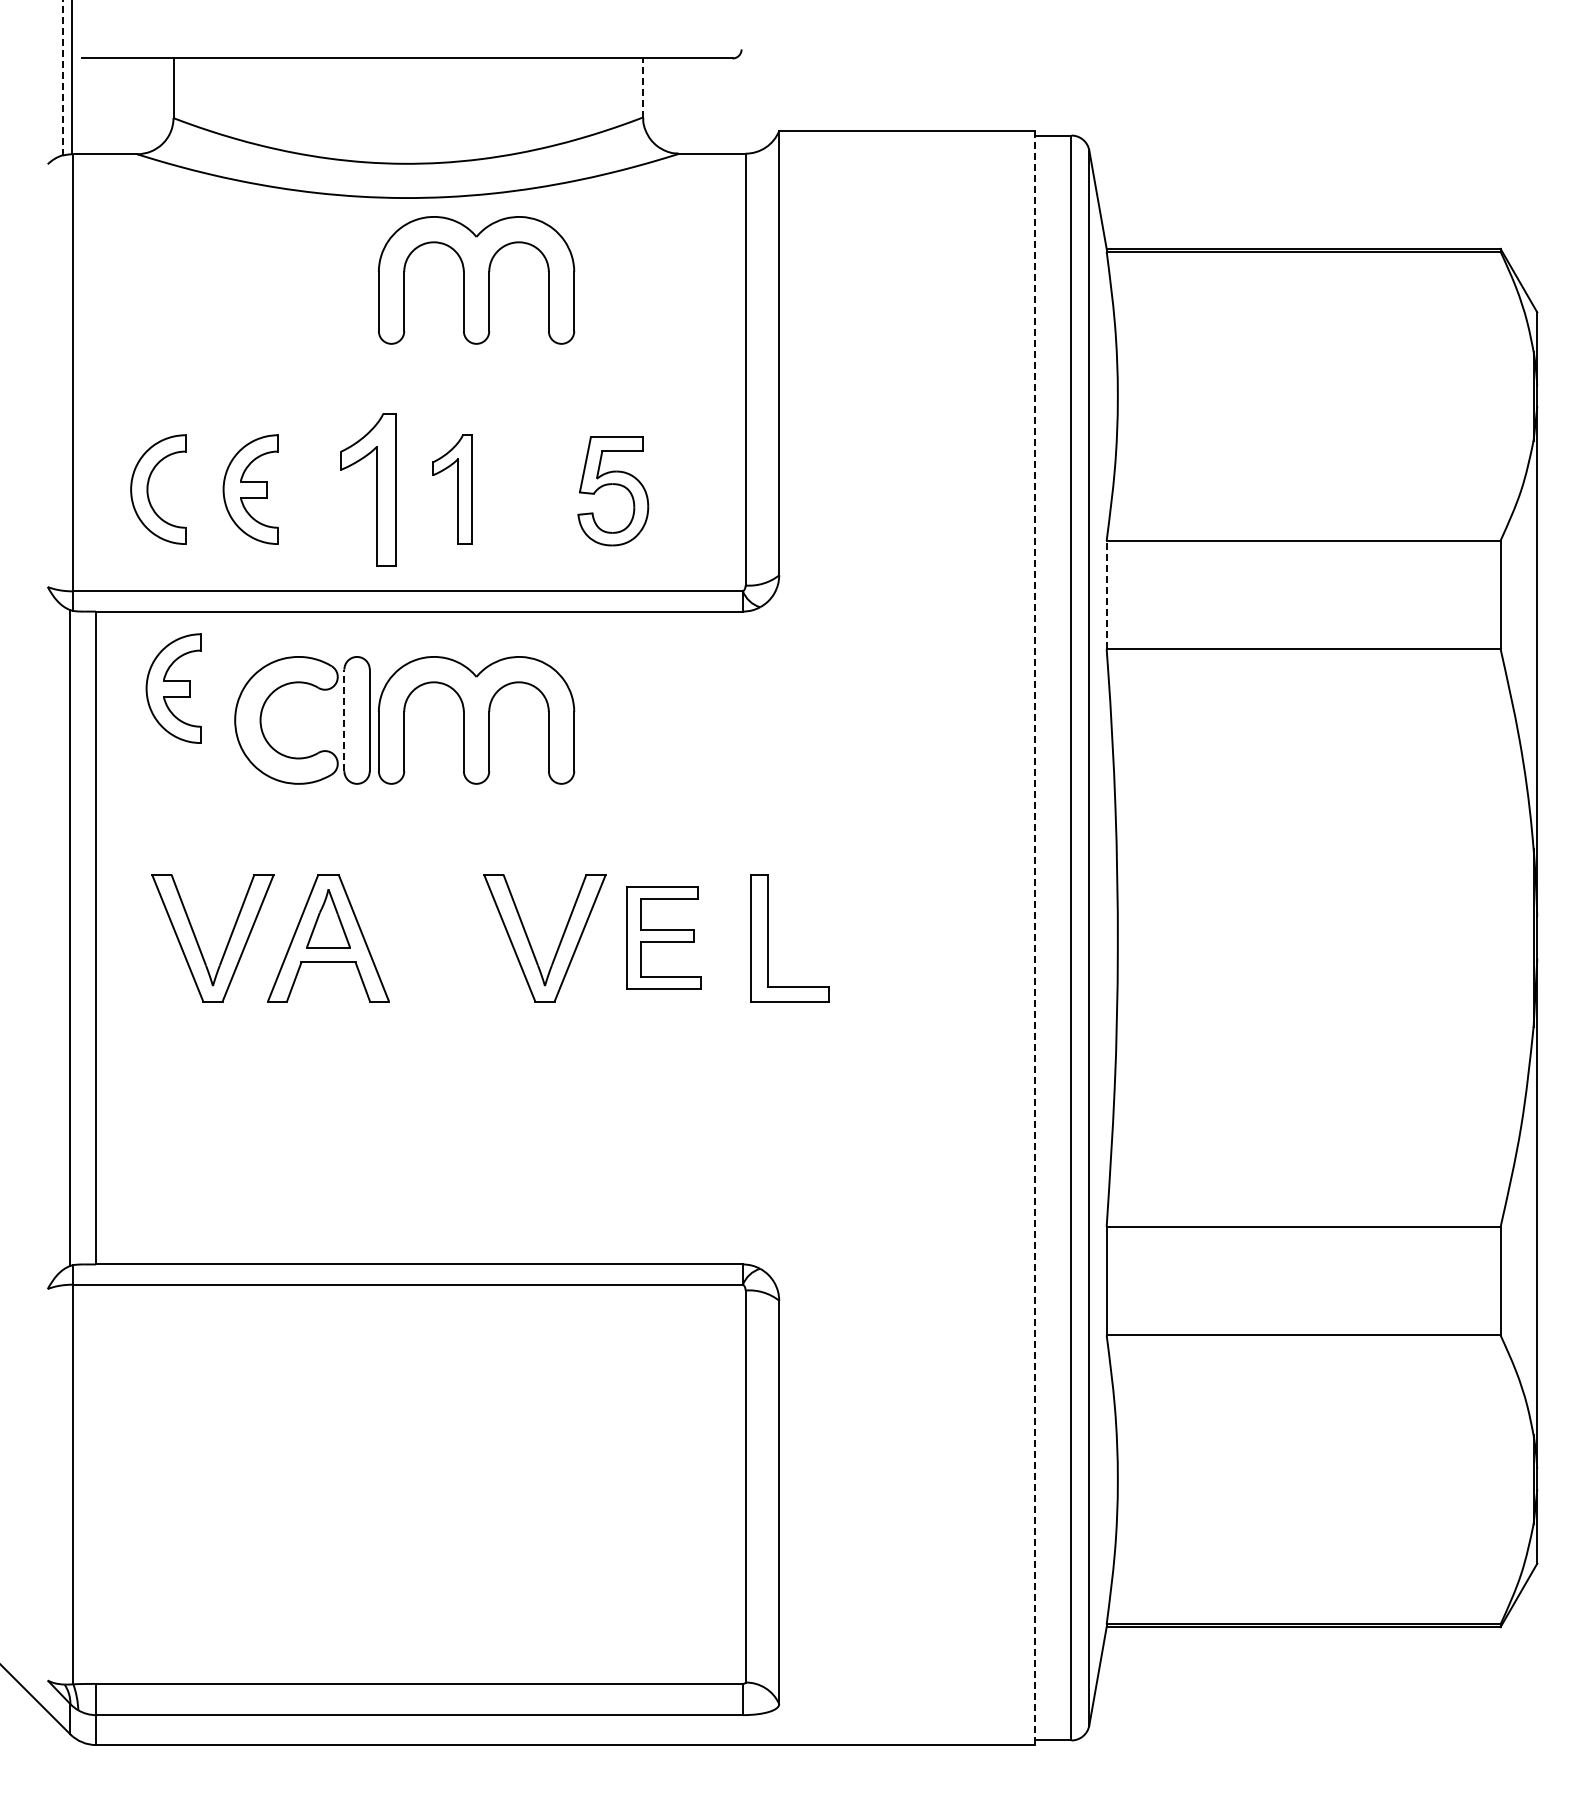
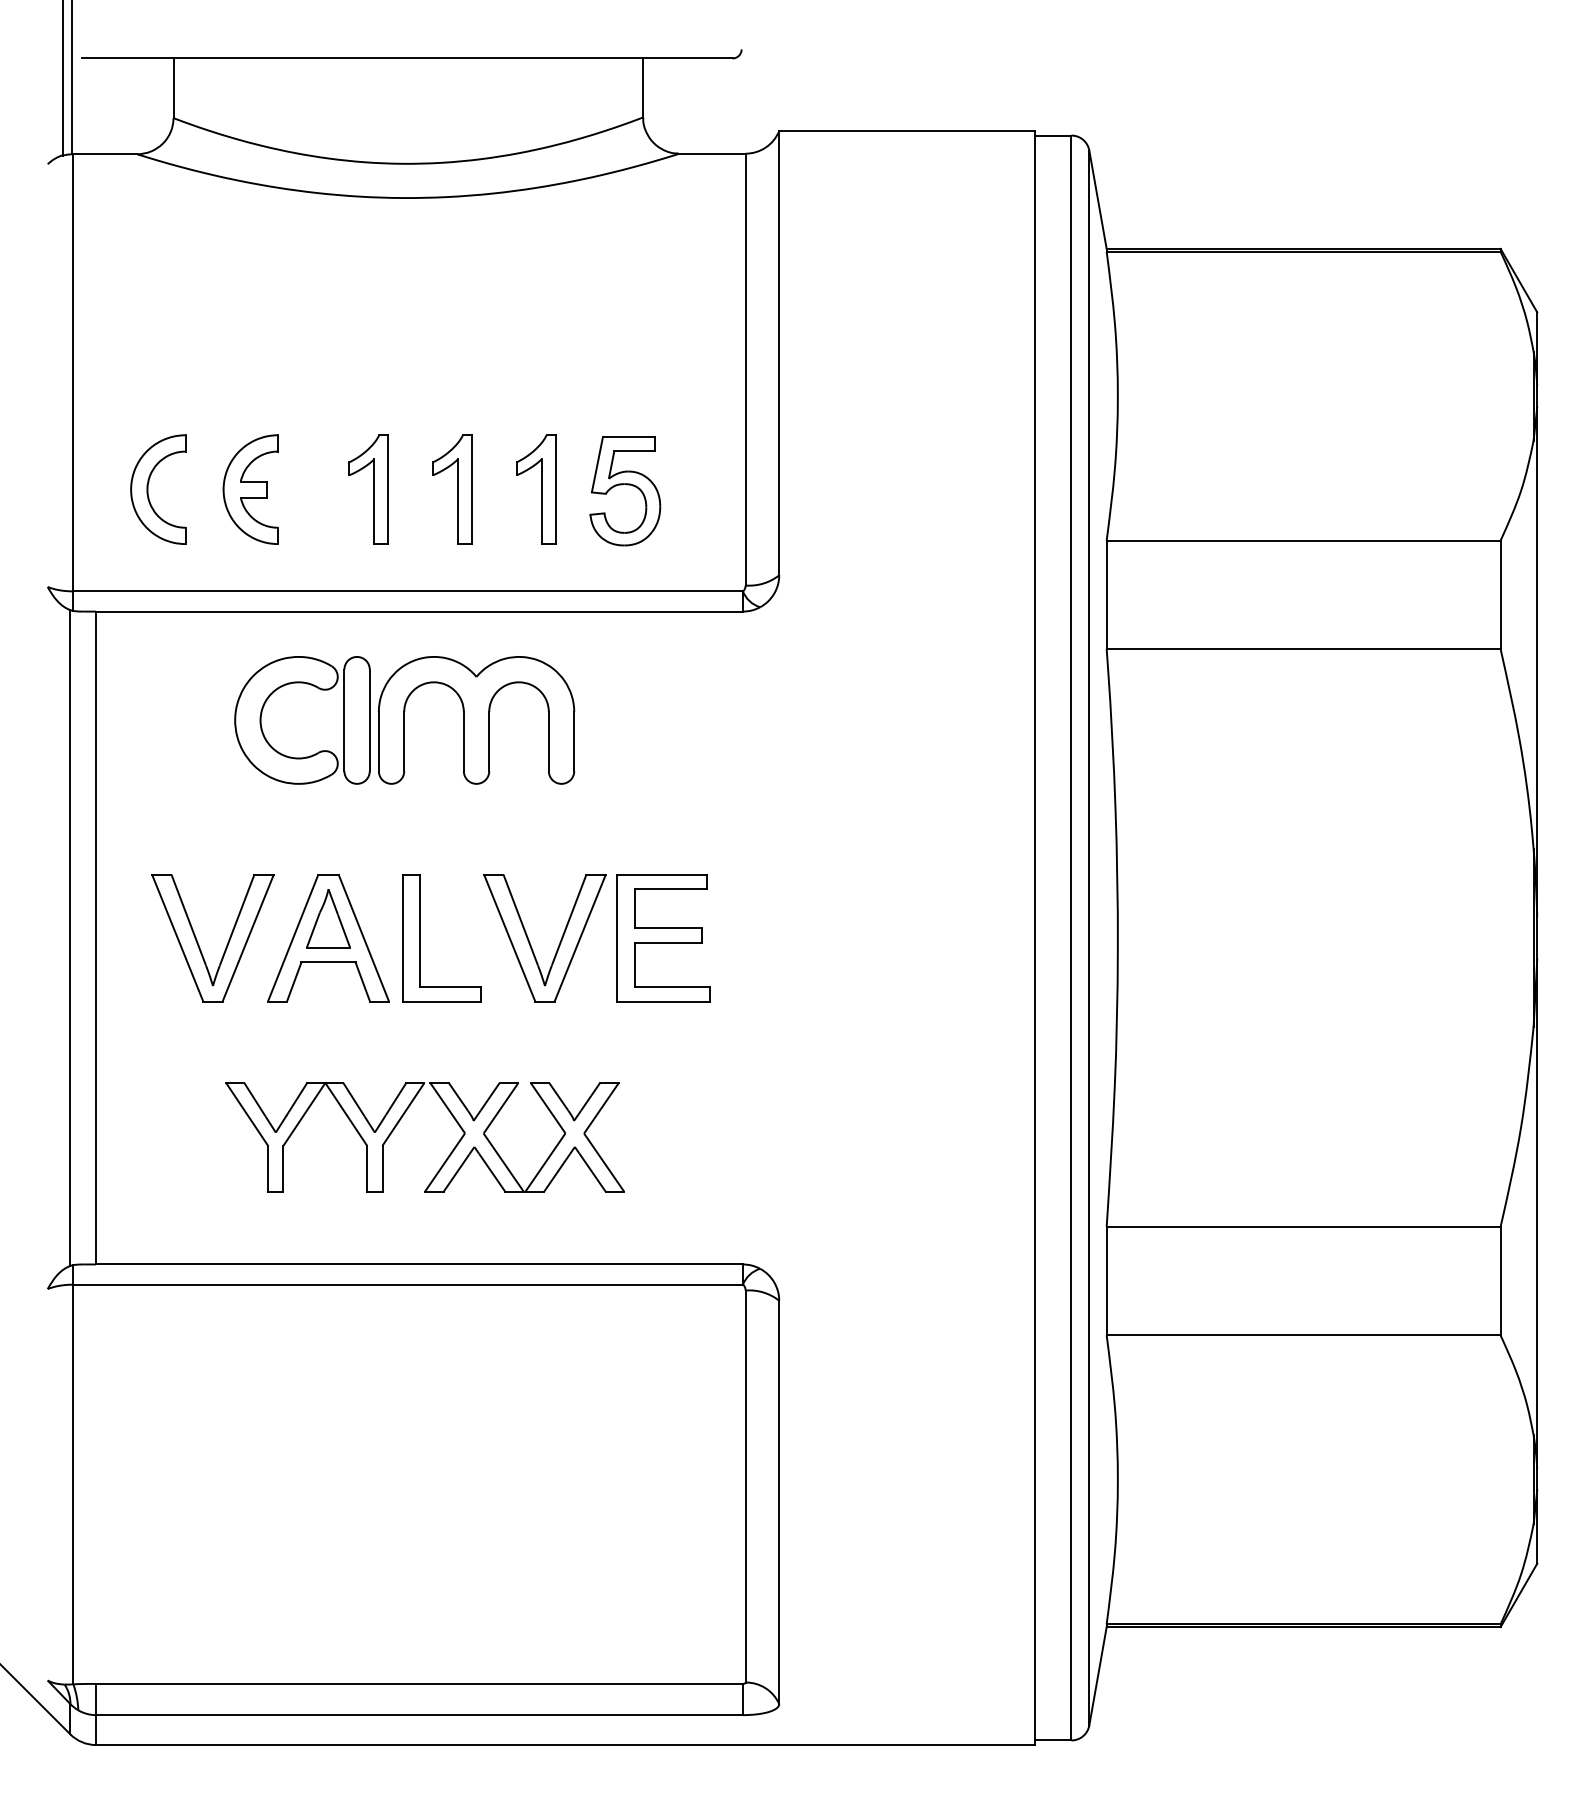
line: dashed -> solid (62, 77)
line: dashed -> solid (643, 88)
part: present -> none (476, 280)
part position: (615, 485) -> (627, 485) (627, 485)
part size: 57x154 px -> 41x111 px (368, 489)
part: none -> present (536, 489)
line: dashed -> solid (1106, 594)
part: present -> none (173, 688)
line: dashed -> solid (344, 720)
part size: 76x104 px -> 95x129 px (663, 938)
part position: (768, 938) -> (420, 938) (420, 938)
line: dashed -> solid (1034, 938)
part: none -> present (399, 1122)
